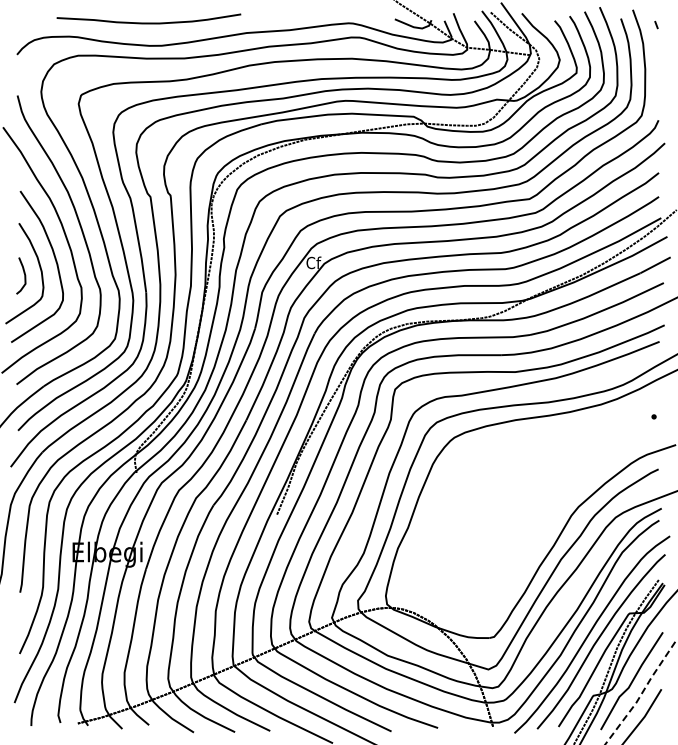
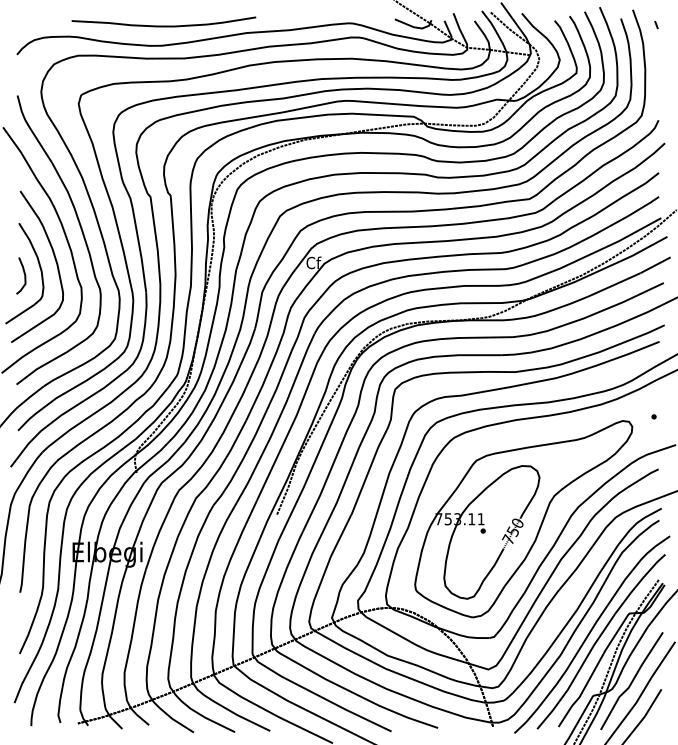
curve position: (148, 22) -> (163, 25) (163, 25)
part: none -> present (523, 519)
line: dashed -> solid (641, 694)
